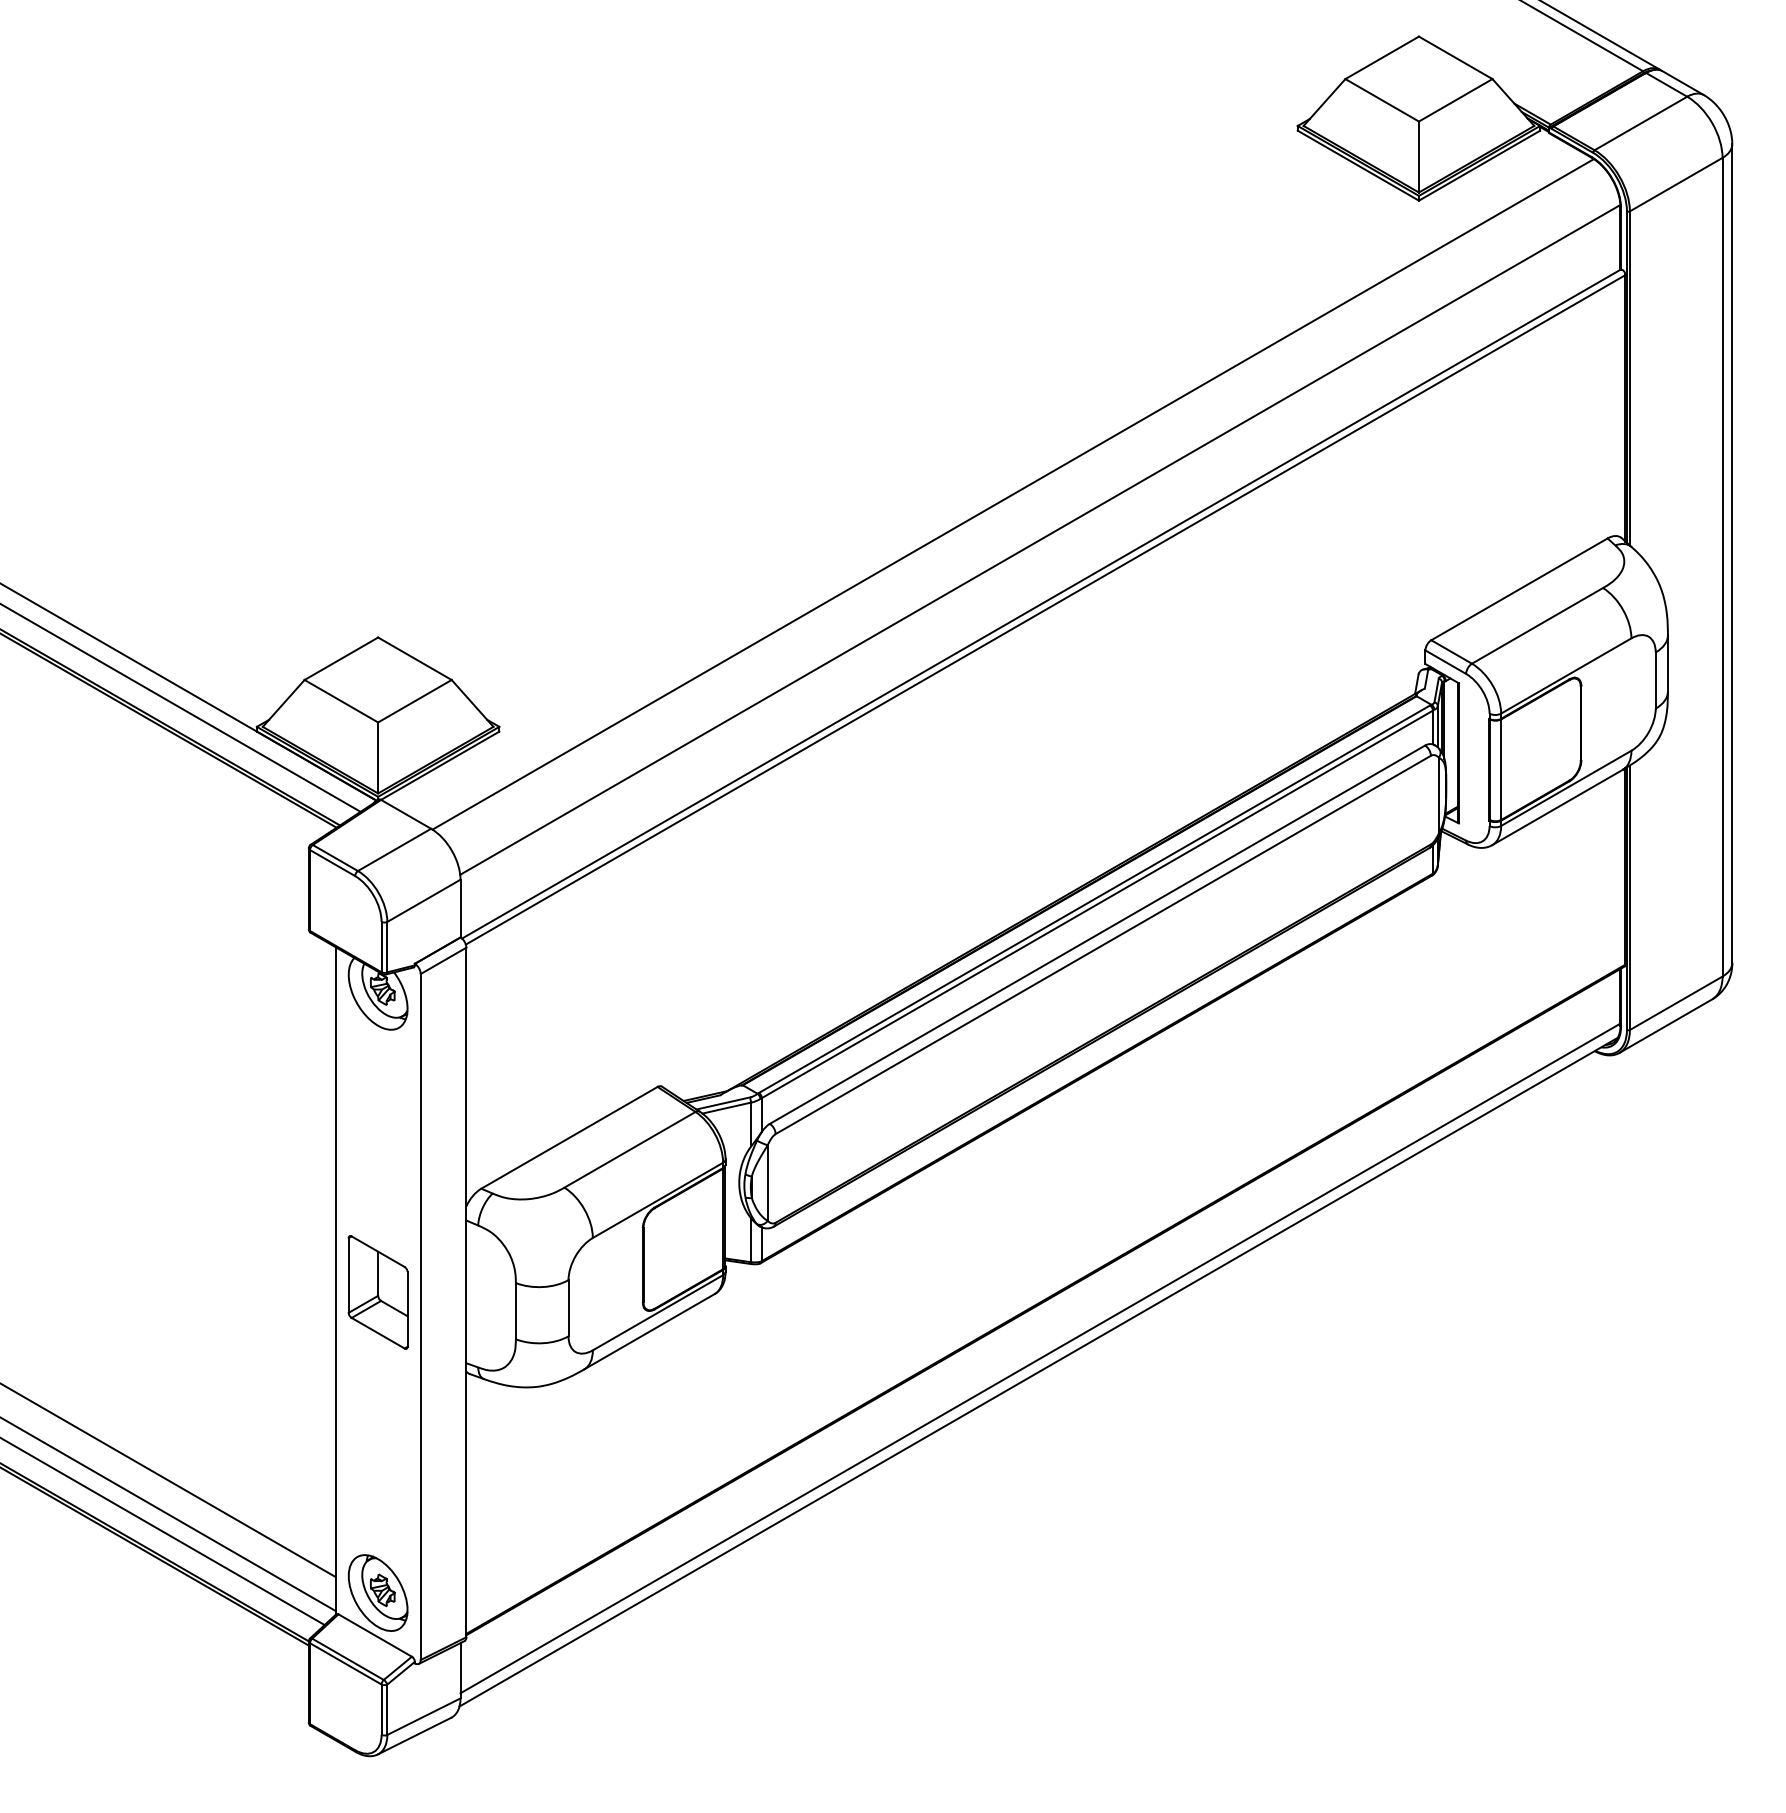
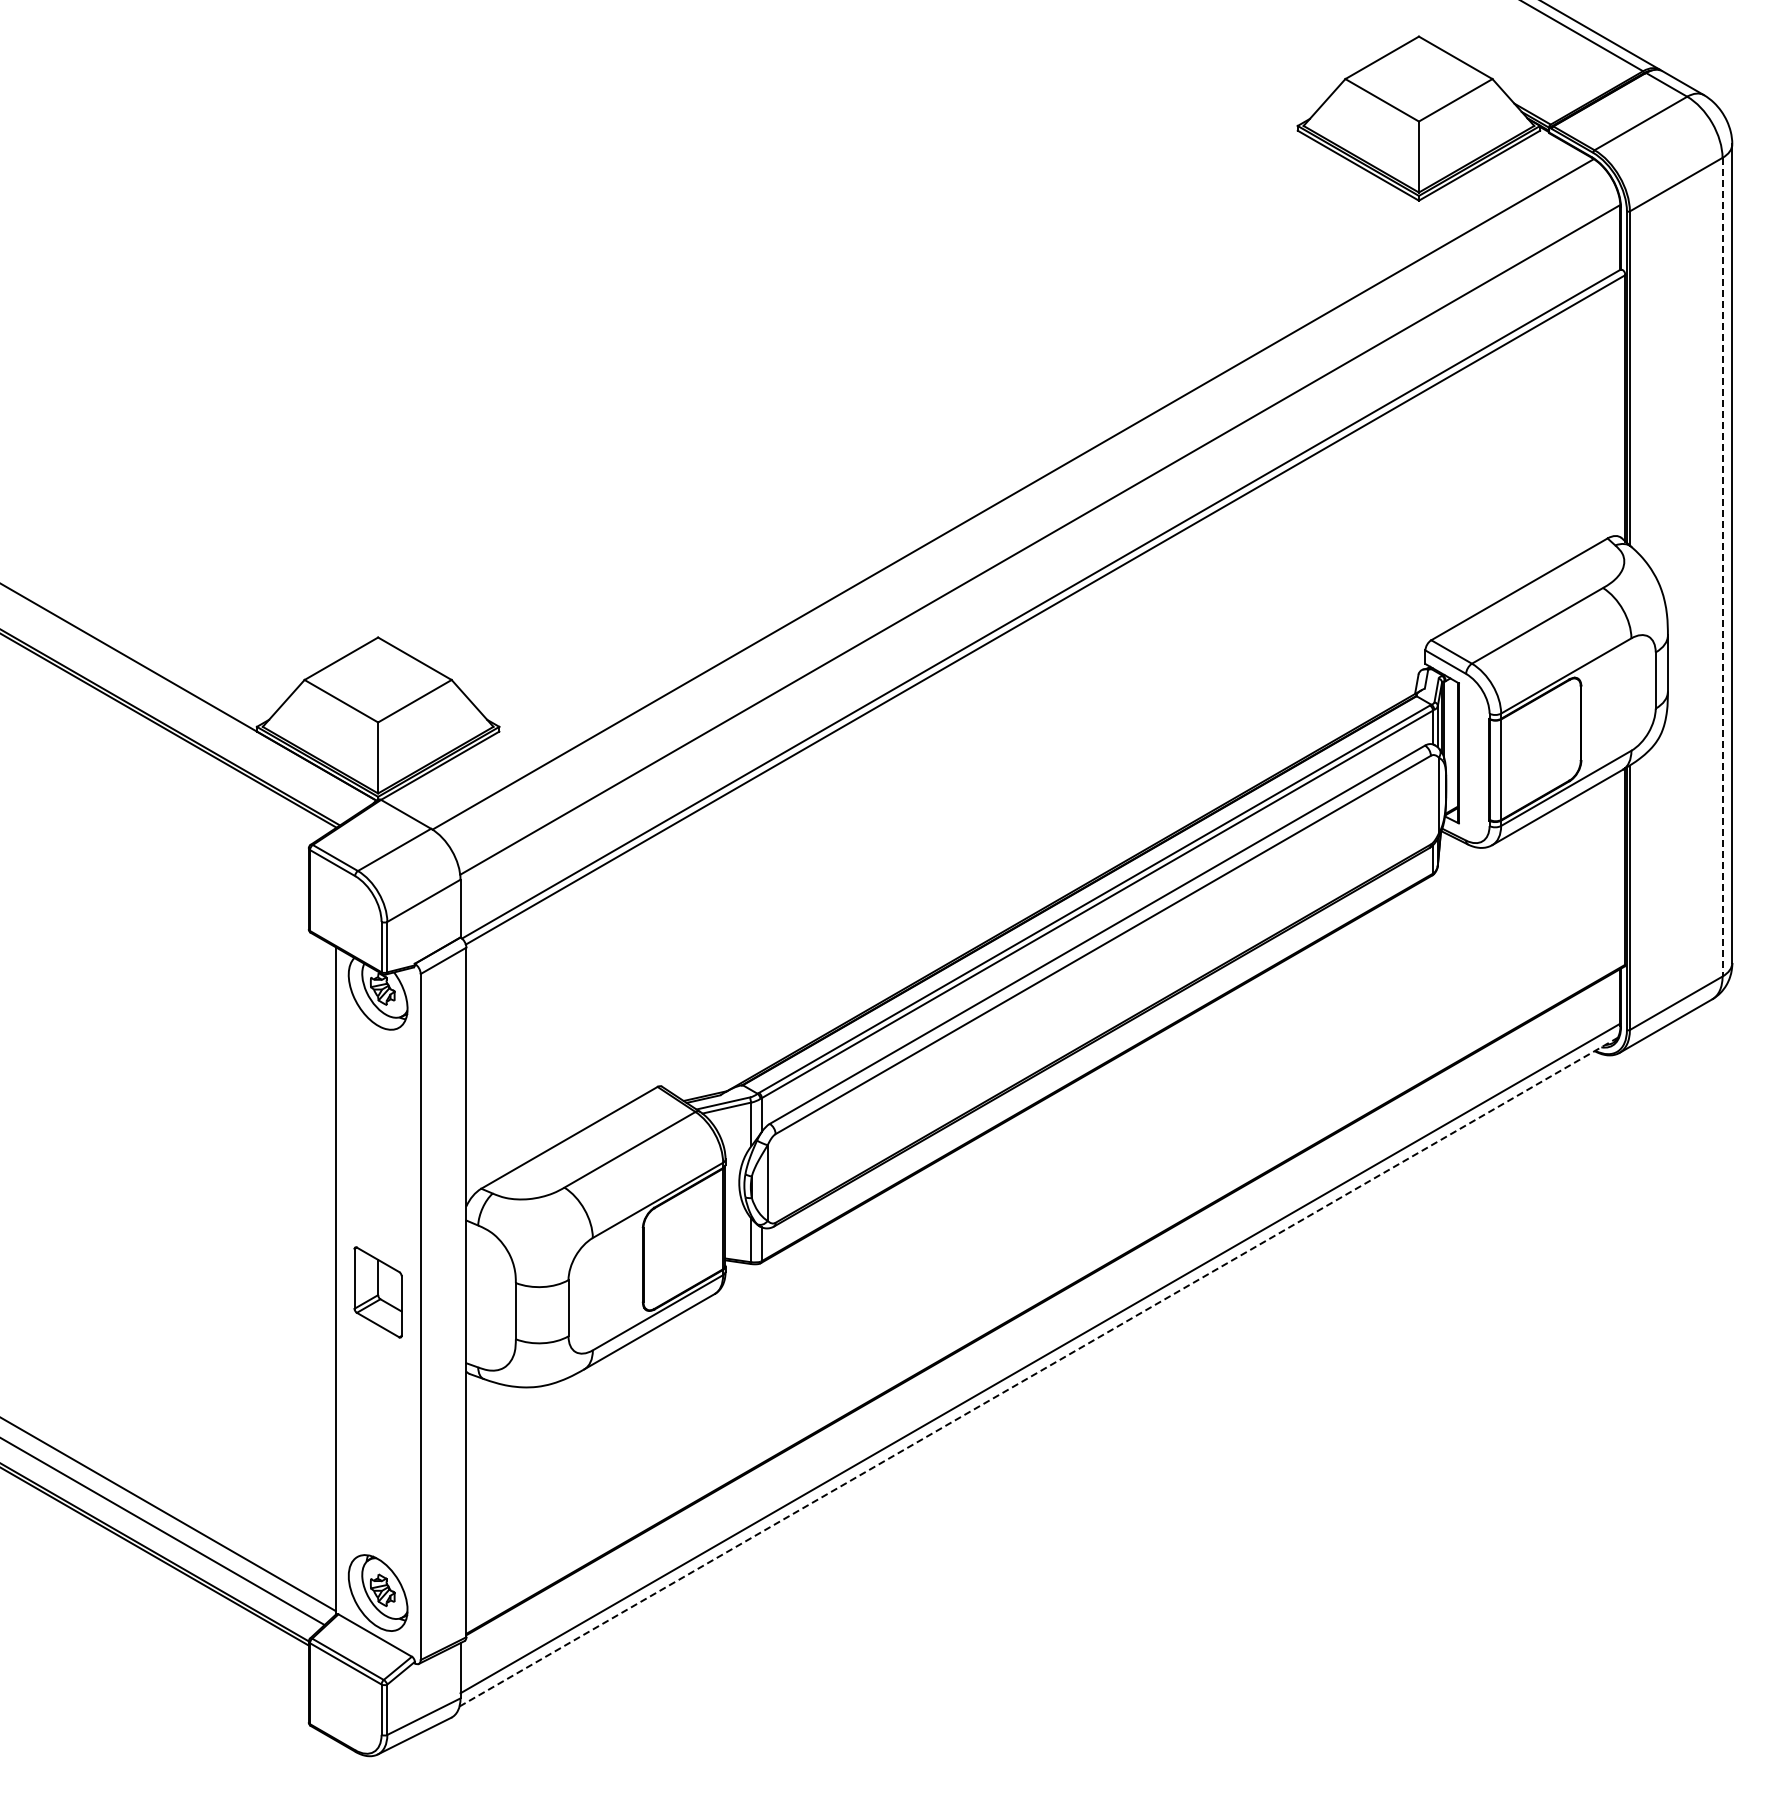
line: solid -> dashed (1722, 567)
line: present -> none (181, 708)
part size: 62x115 px -> 50x93 px (377, 1292)
line: solid -> dashed (1038, 1372)
line: present -> none (168, 1480)
